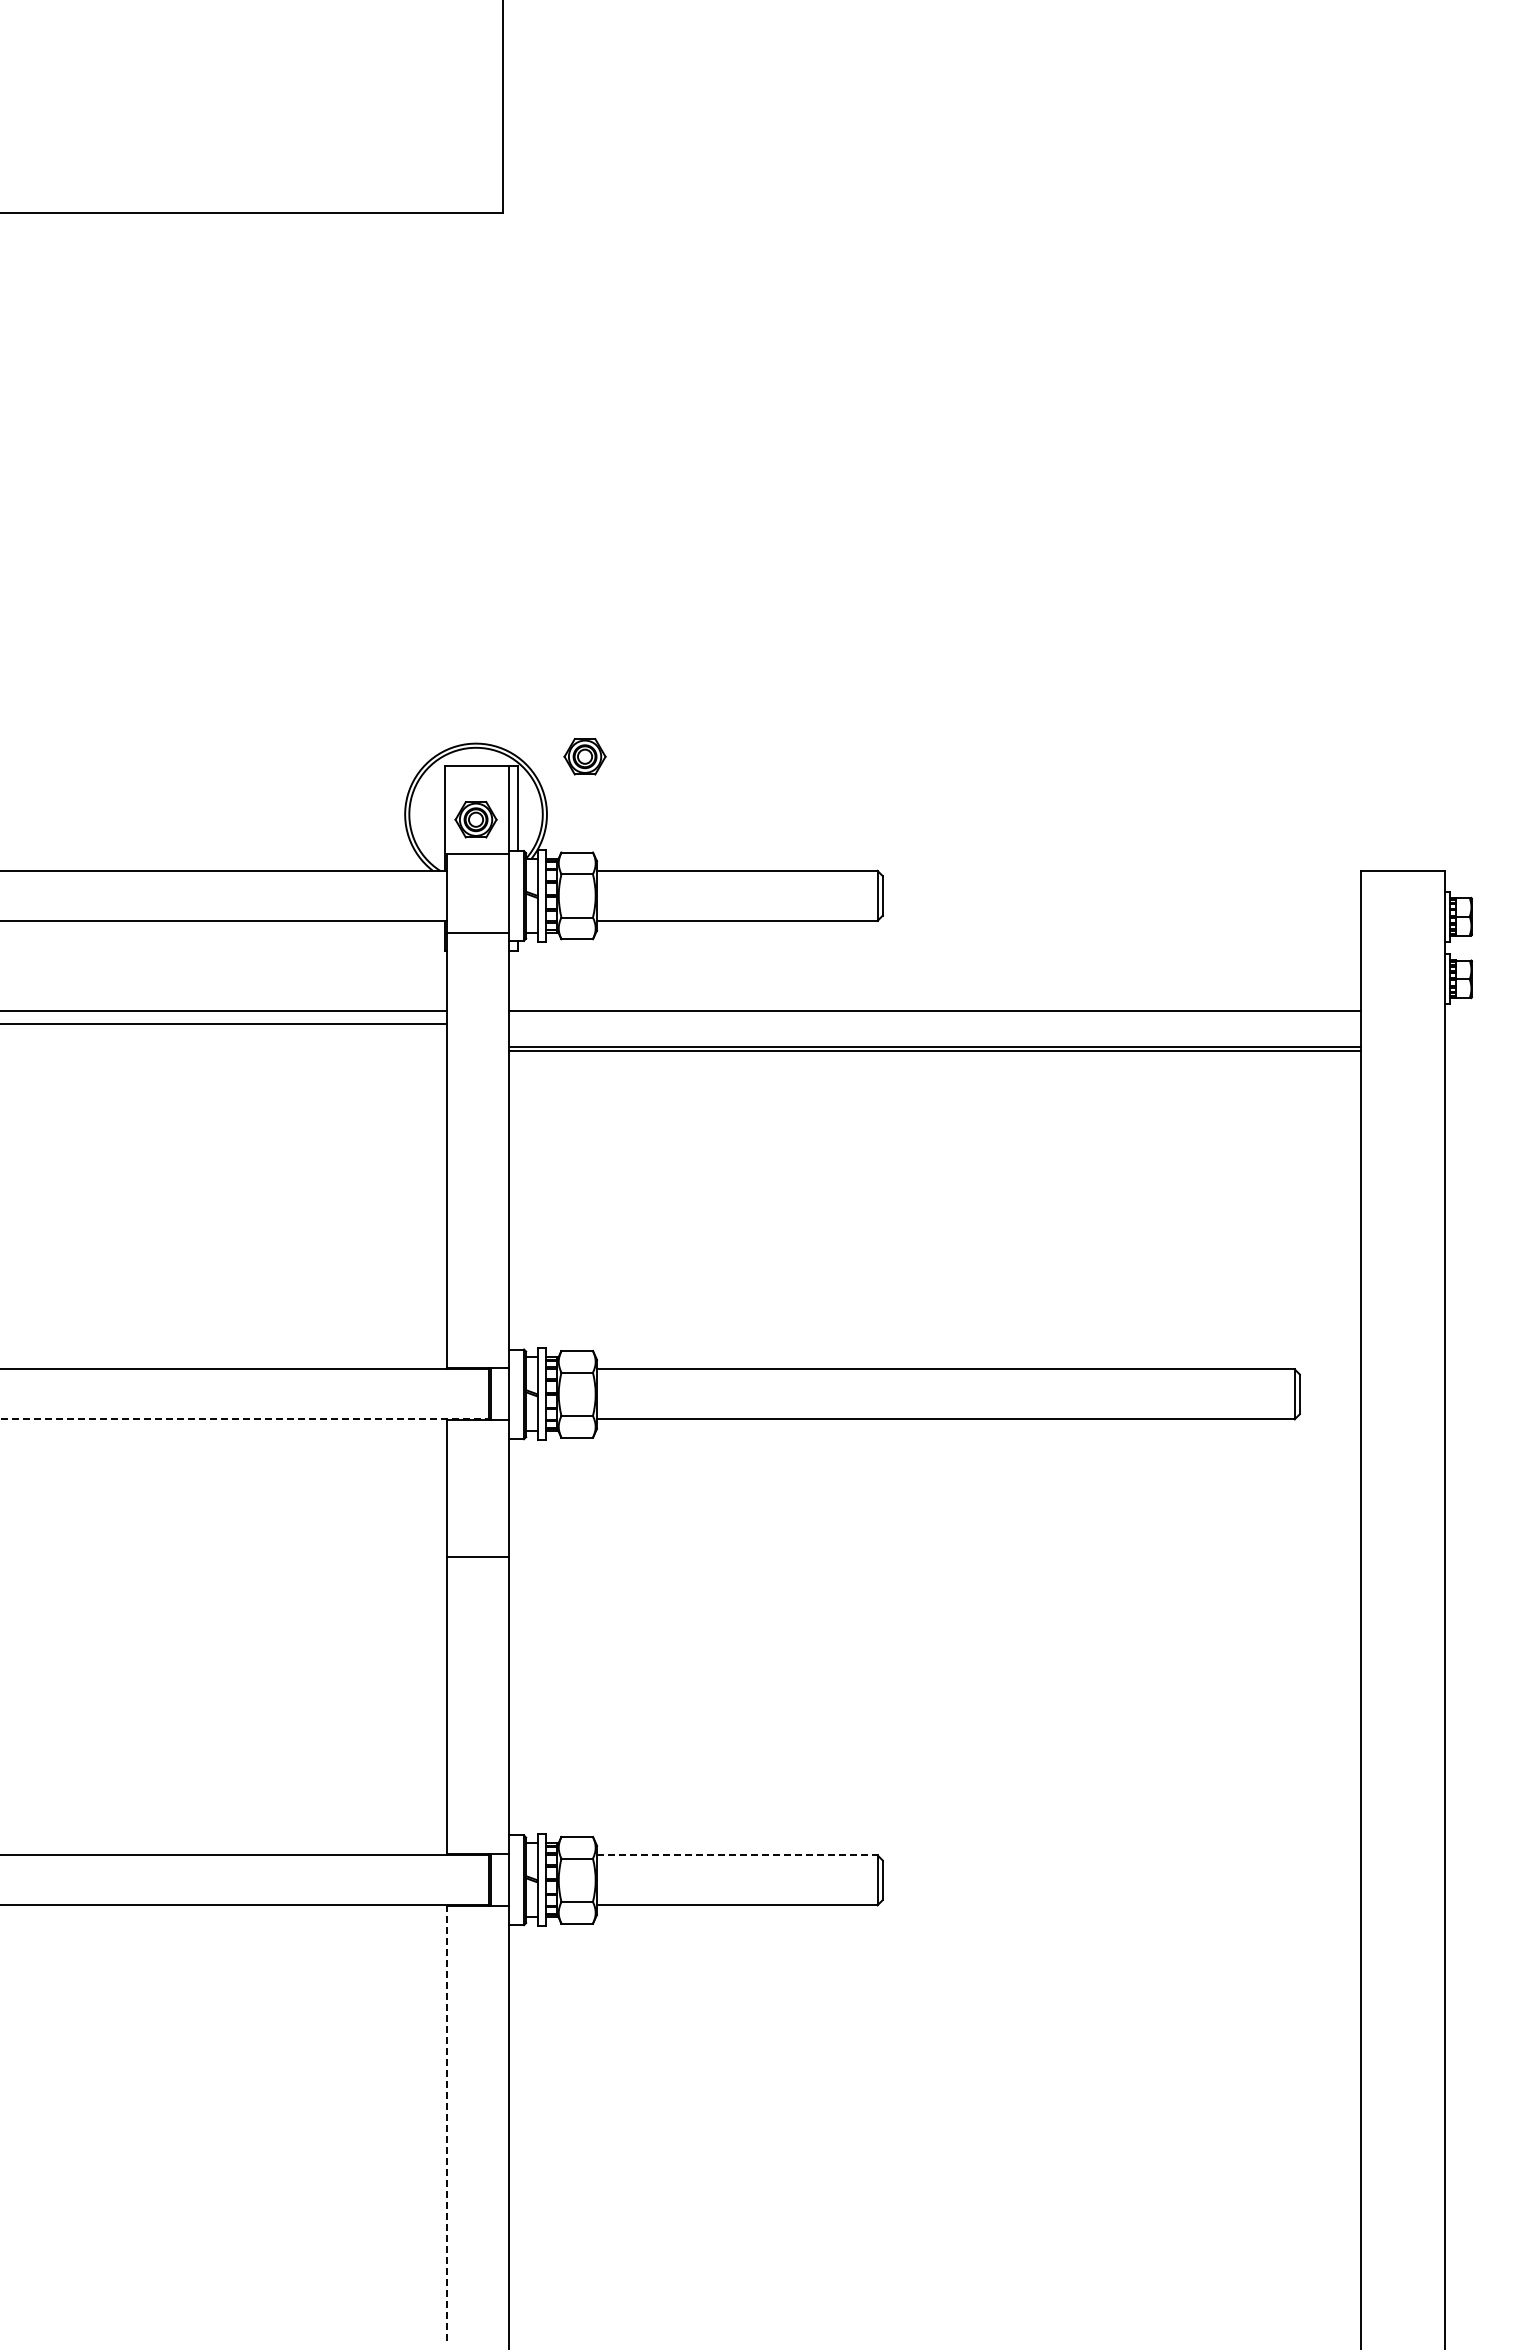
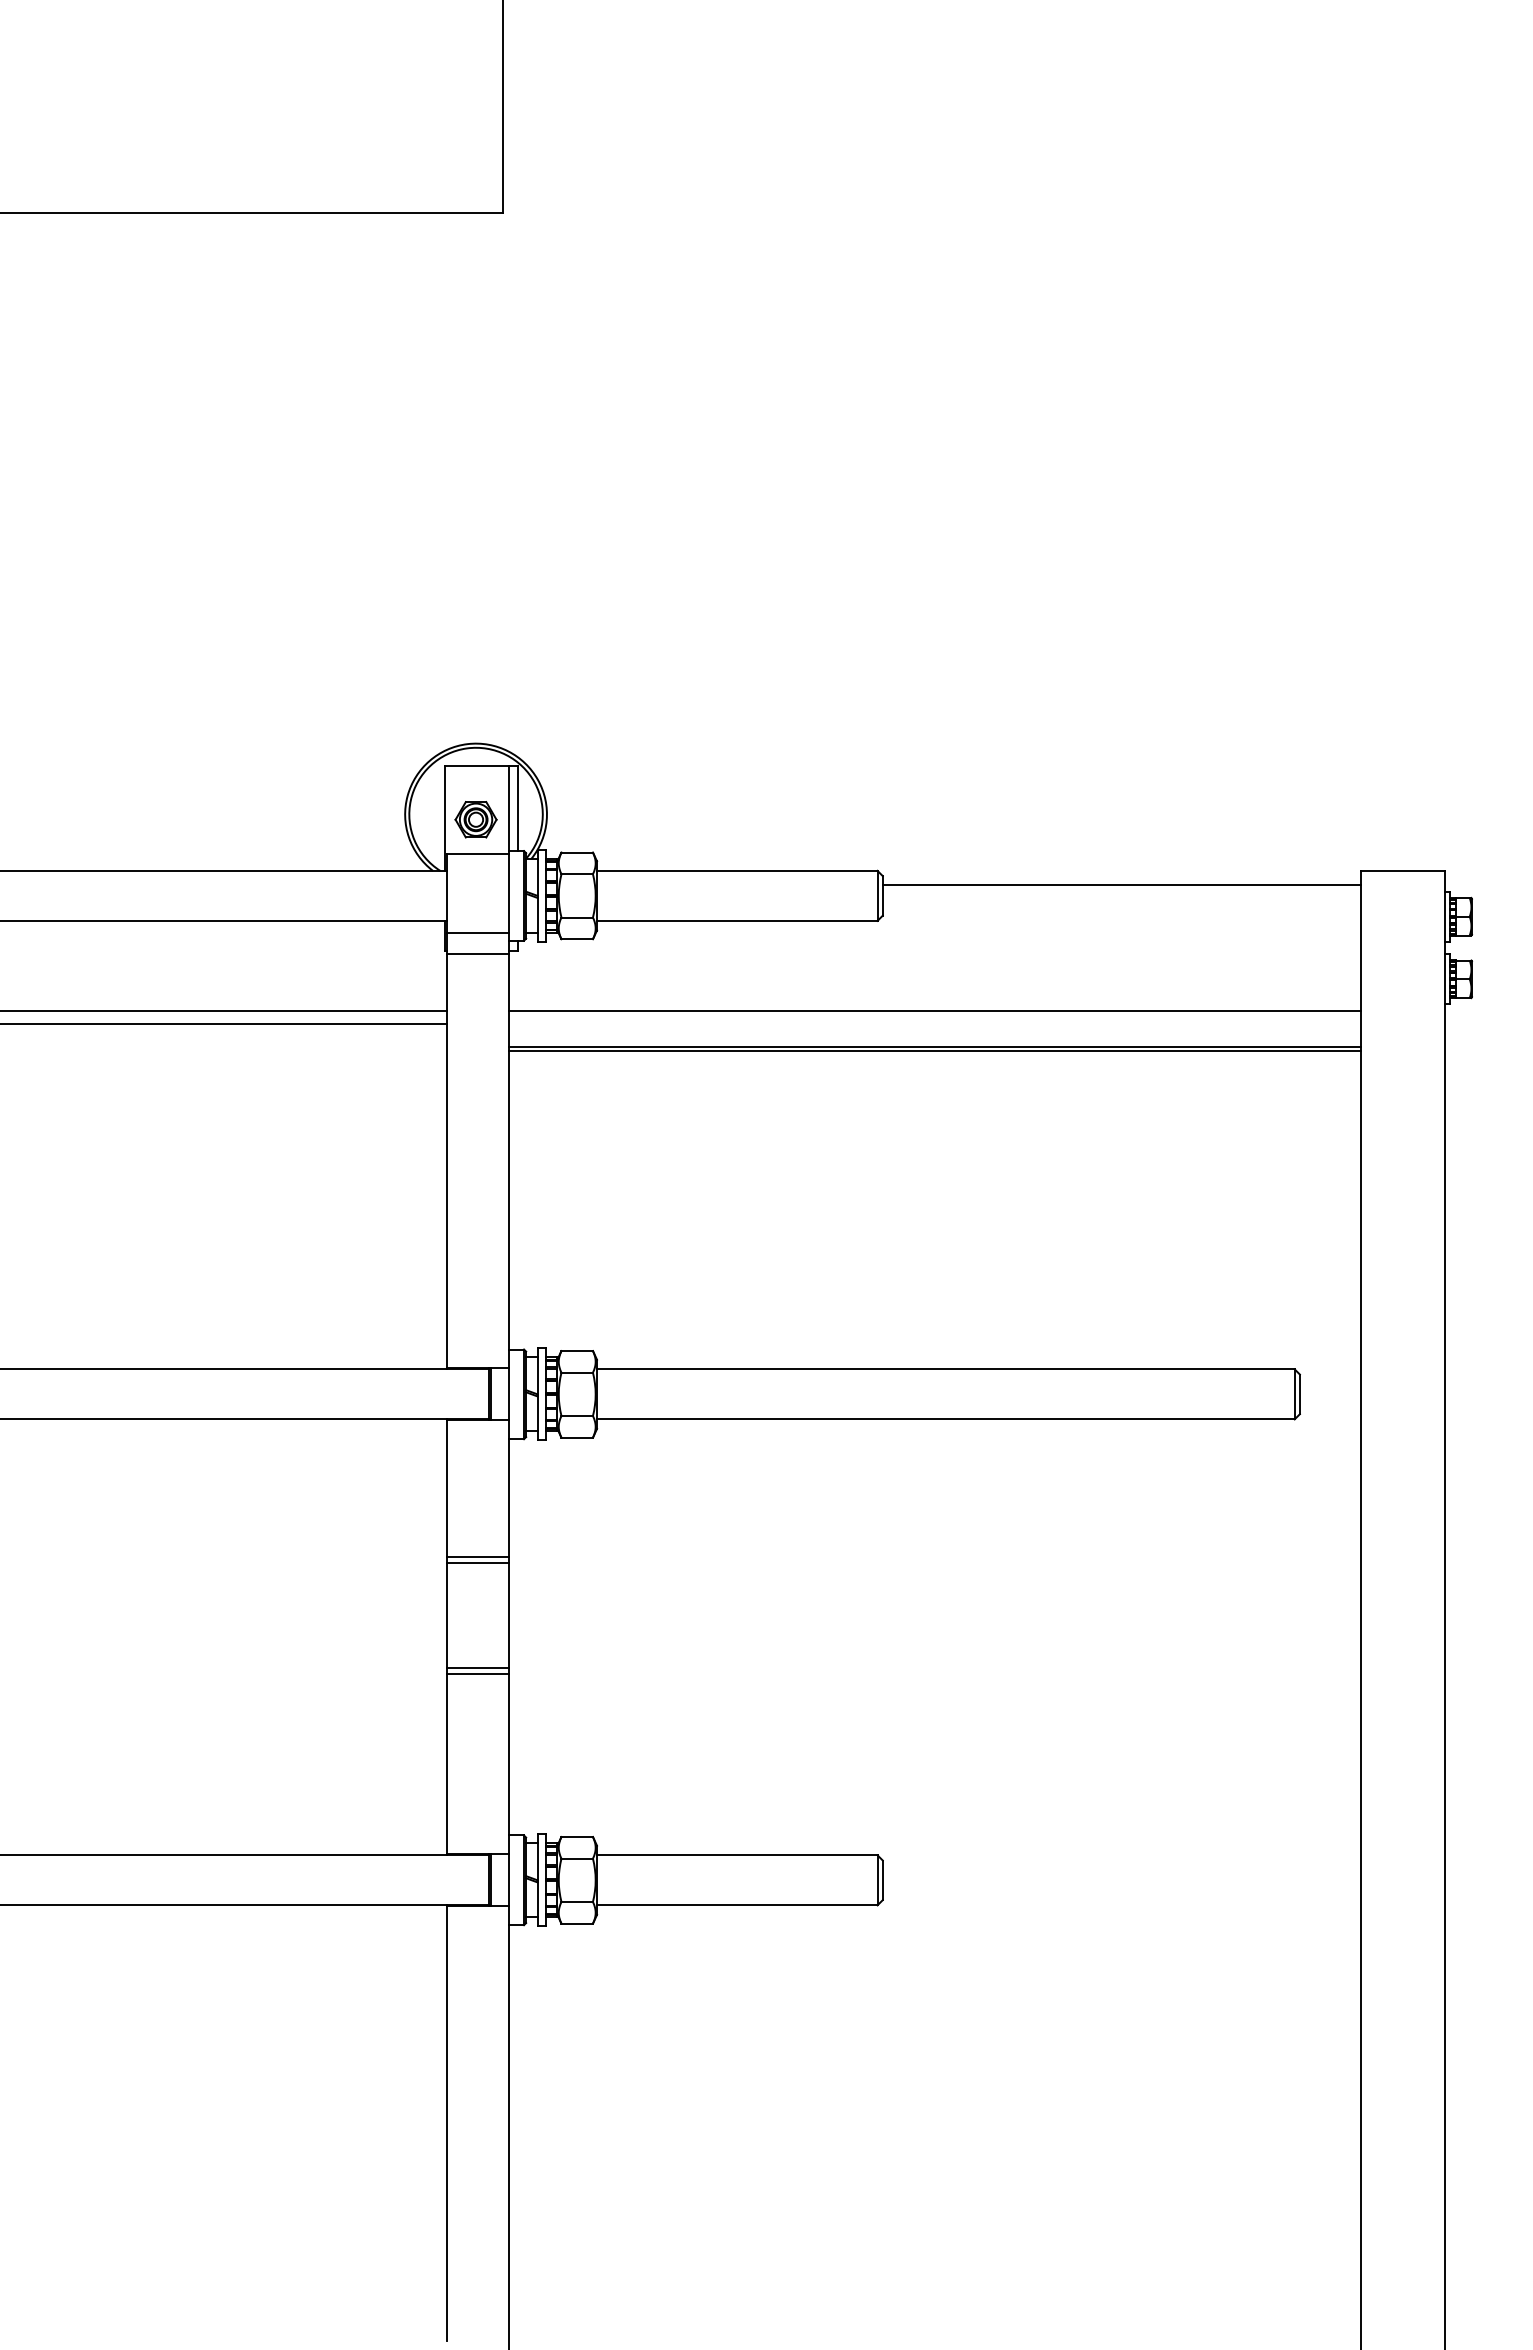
part: present -> none (584, 756)
line: none -> present (1121, 885)
line: none -> present (477, 954)
line: dashed -> solid (244, 1419)
line: none -> present (477, 1563)
line: none -> present (477, 1667)
line: none -> present (477, 1673)
line: dashed -> solid (737, 1855)
line: dashed -> solid (446, 2123)
